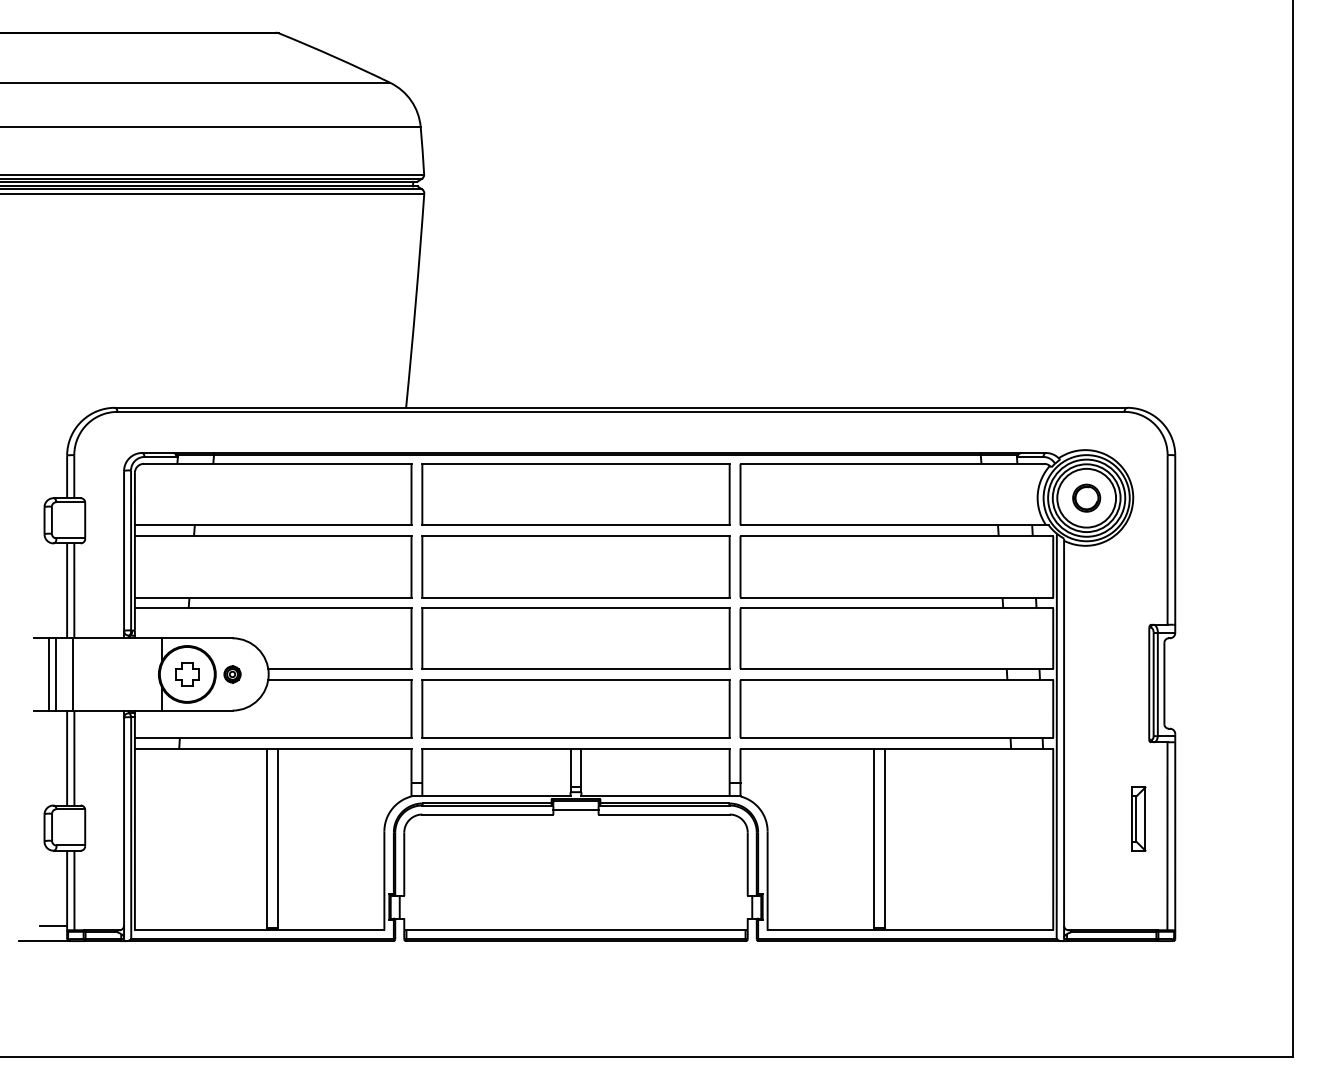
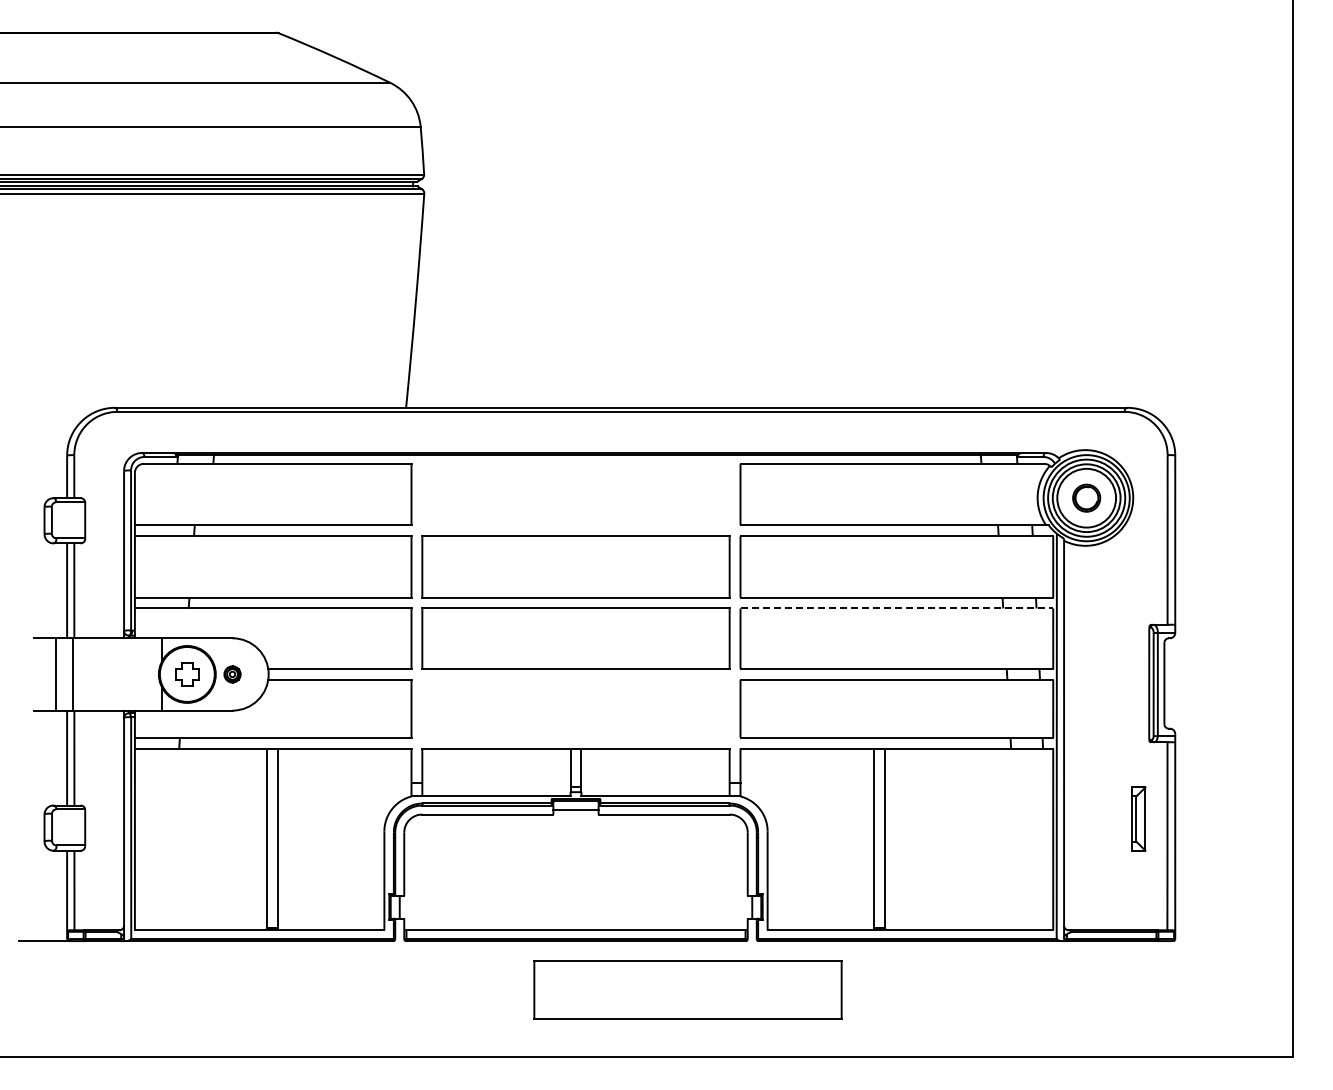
part: present -> none (575, 494)
line: solid -> dashed (897, 608)
line: present -> none (49, 674)
part position: (575, 708) -> (687, 989) (687, 989)
line: present -> none (53, 926)
